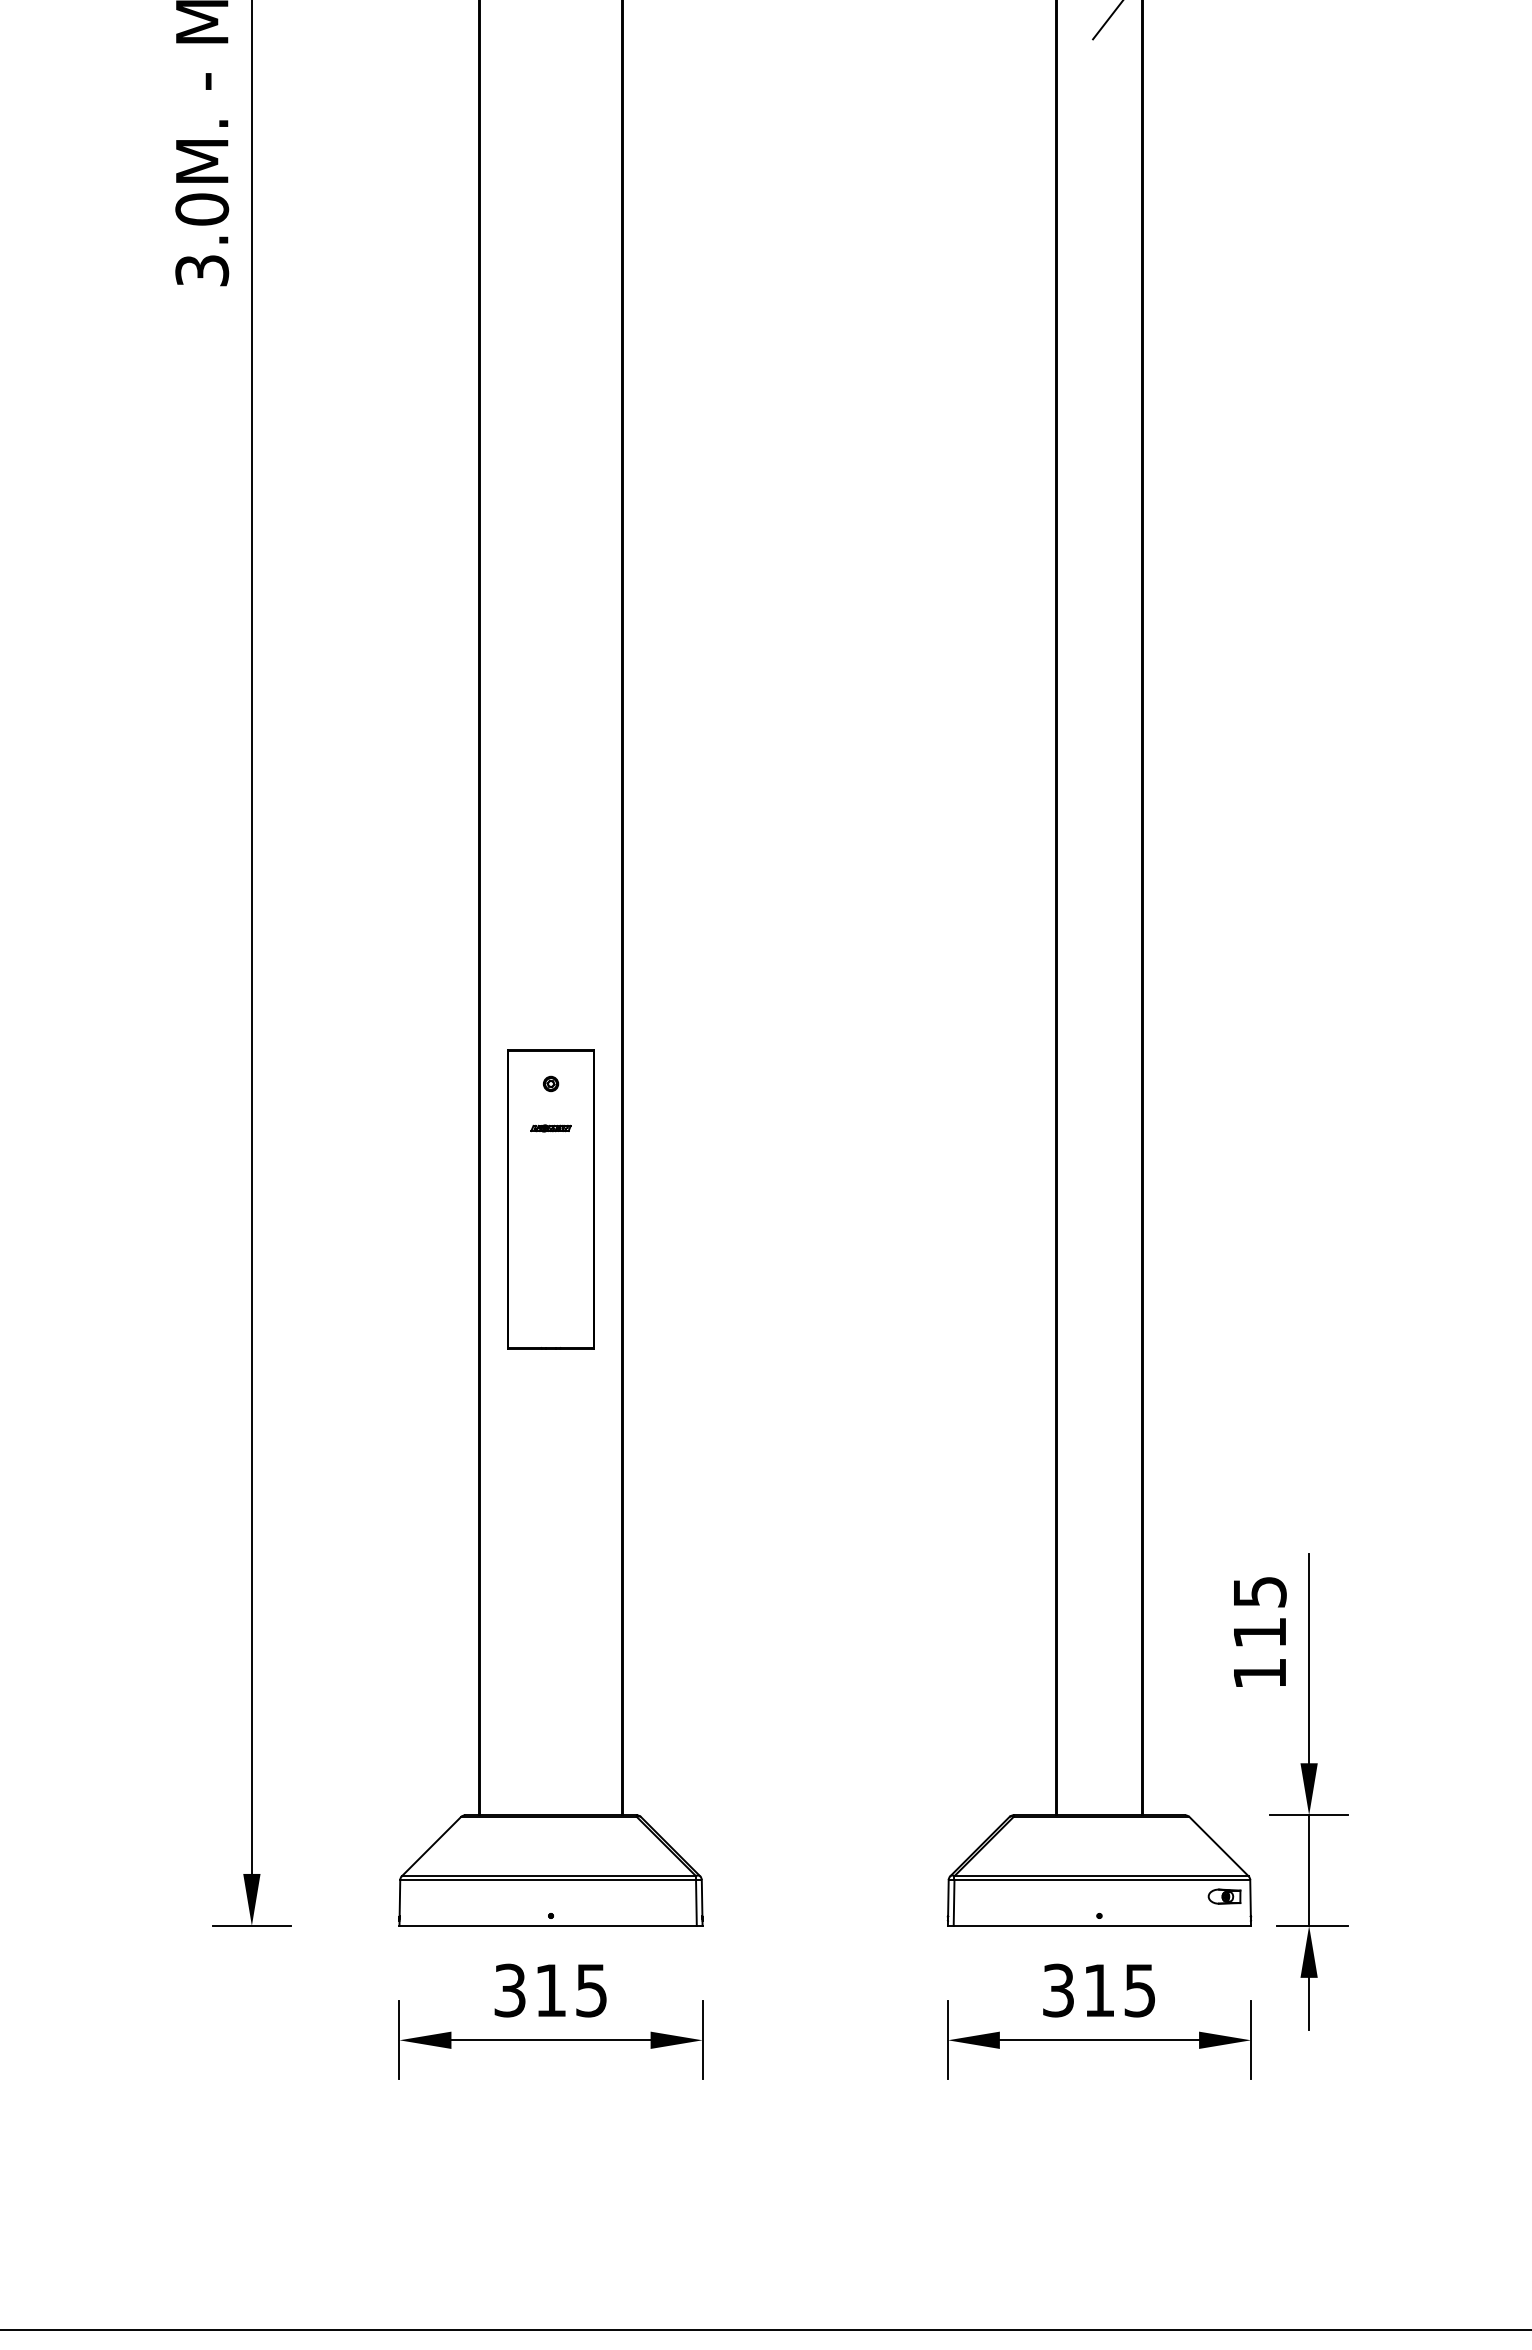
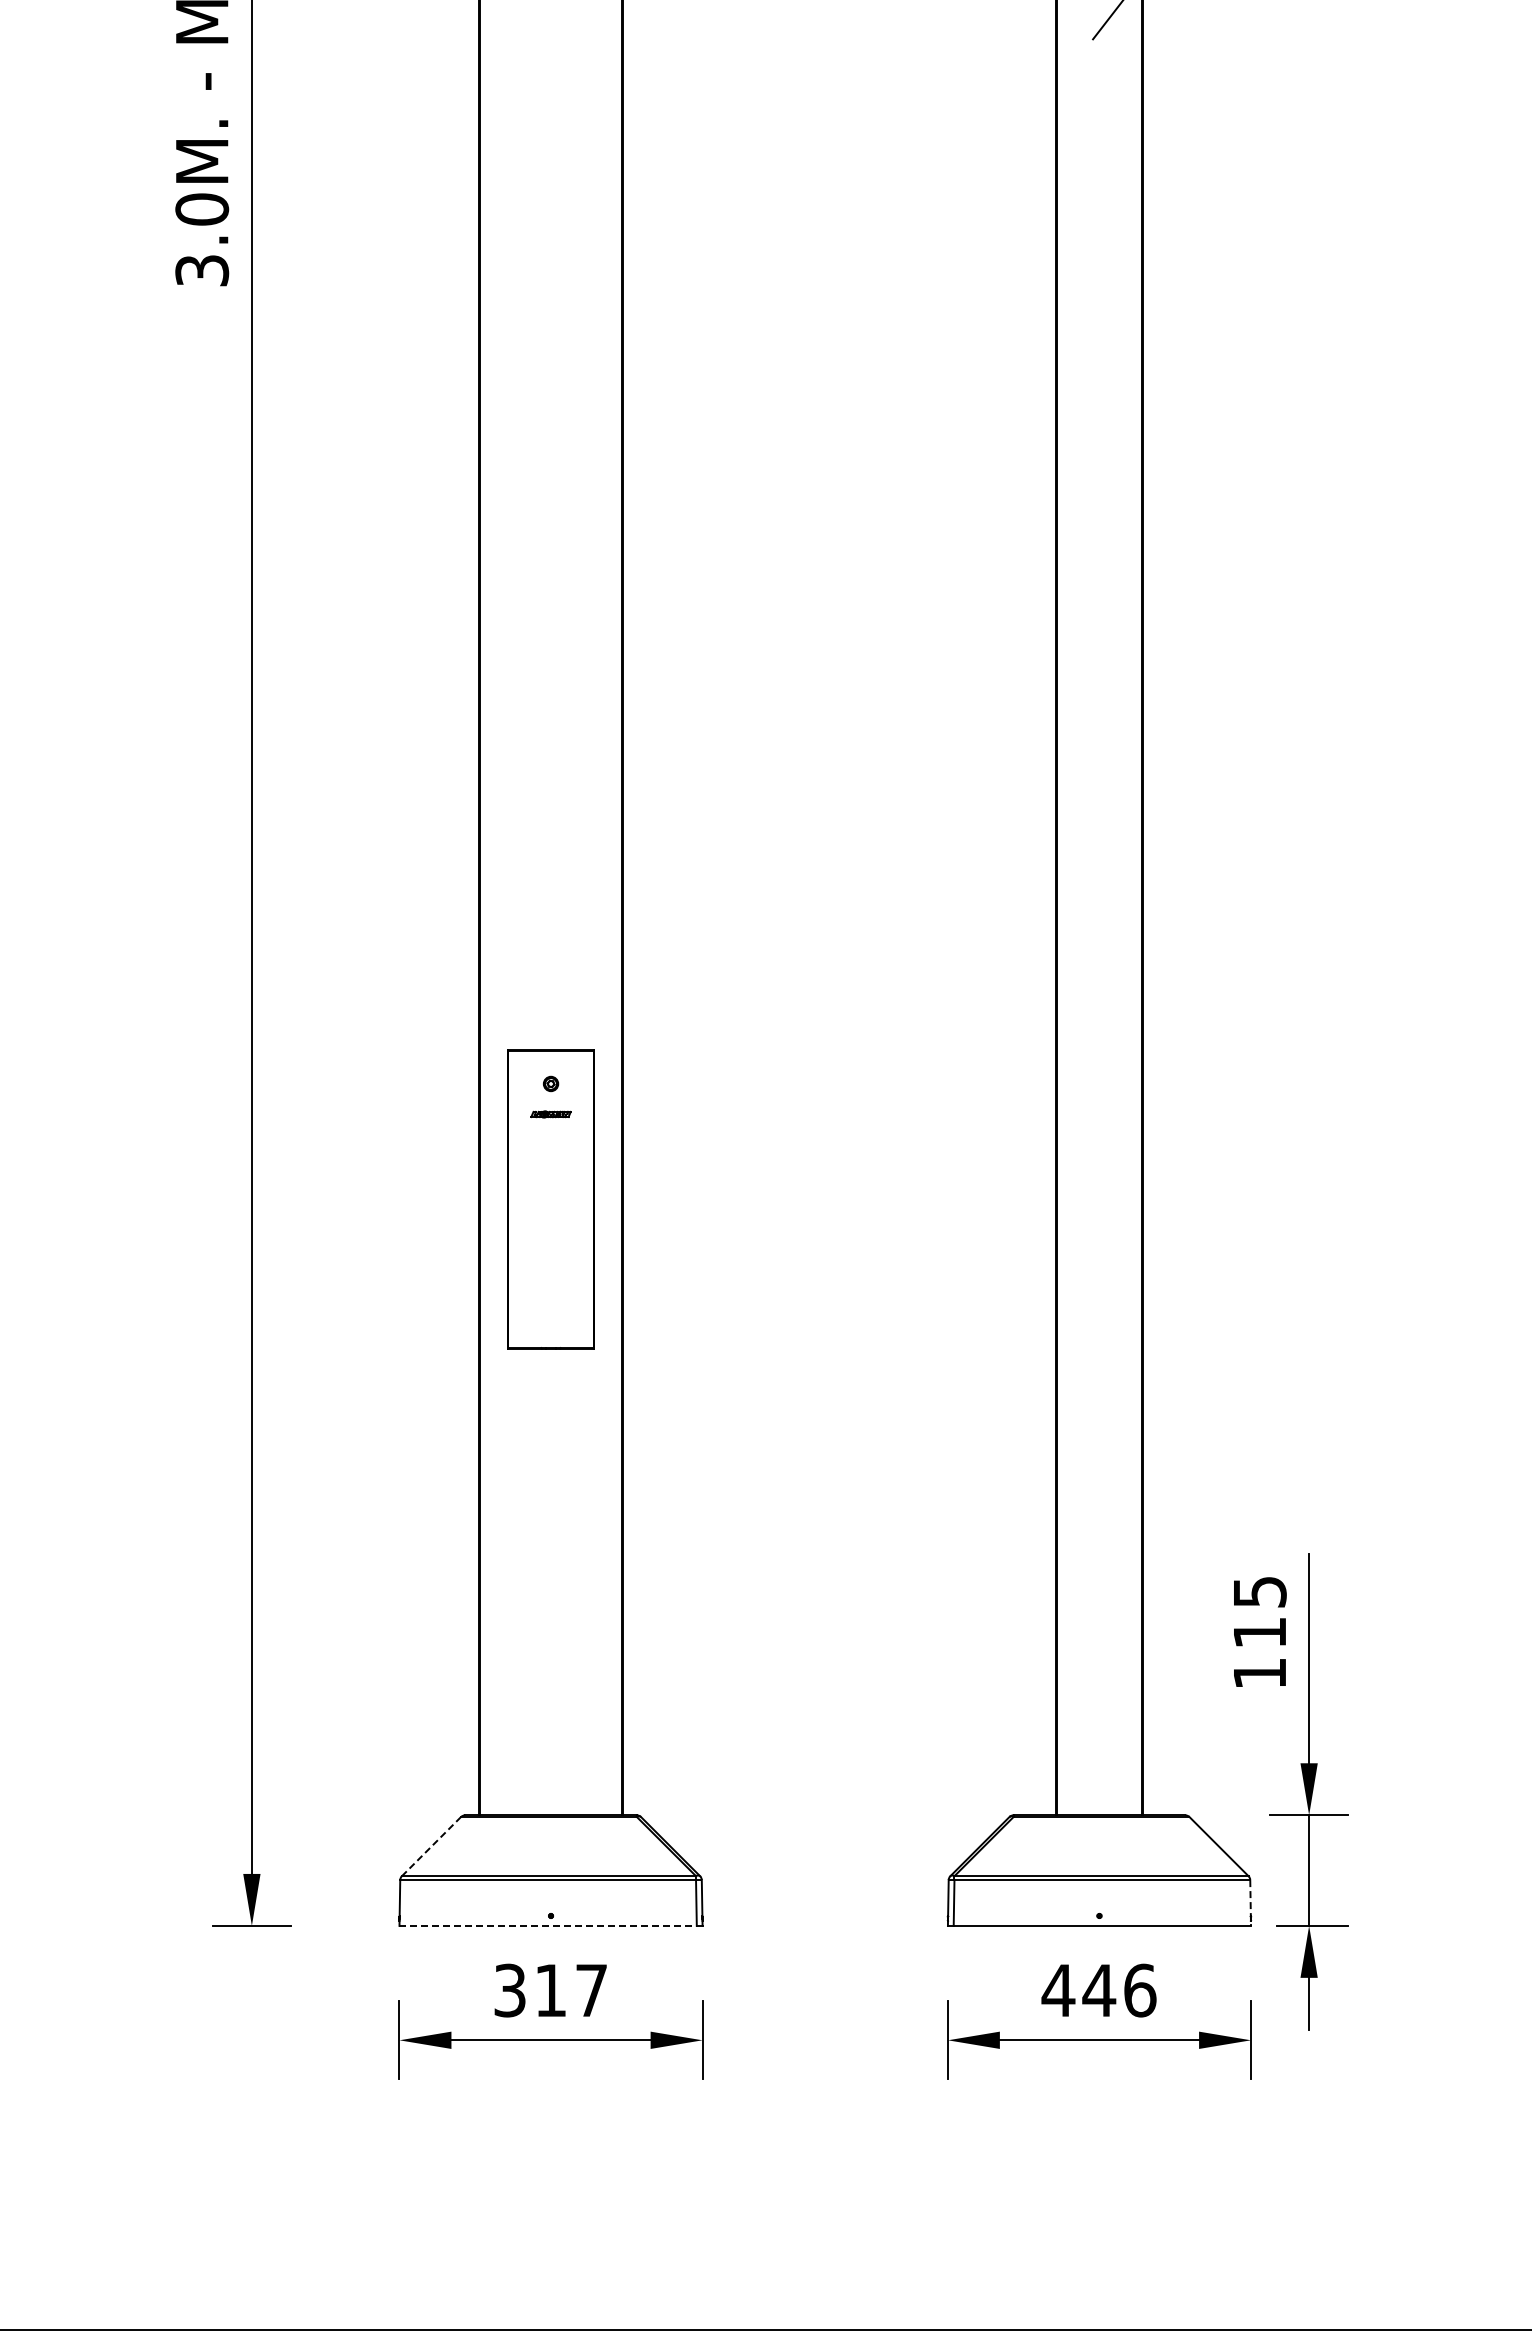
part position: (550, 1128) -> (550, 1114) (550, 1114)
line: solid -> dashed (431, 1846)
part: present -> none (1224, 1896)
line: solid -> dashed (1250, 1903)
line: solid -> dashed (548, 1925)
text: 315 -> 317 (591, 1990)
text: 315 -> 446 (1098, 1990)
